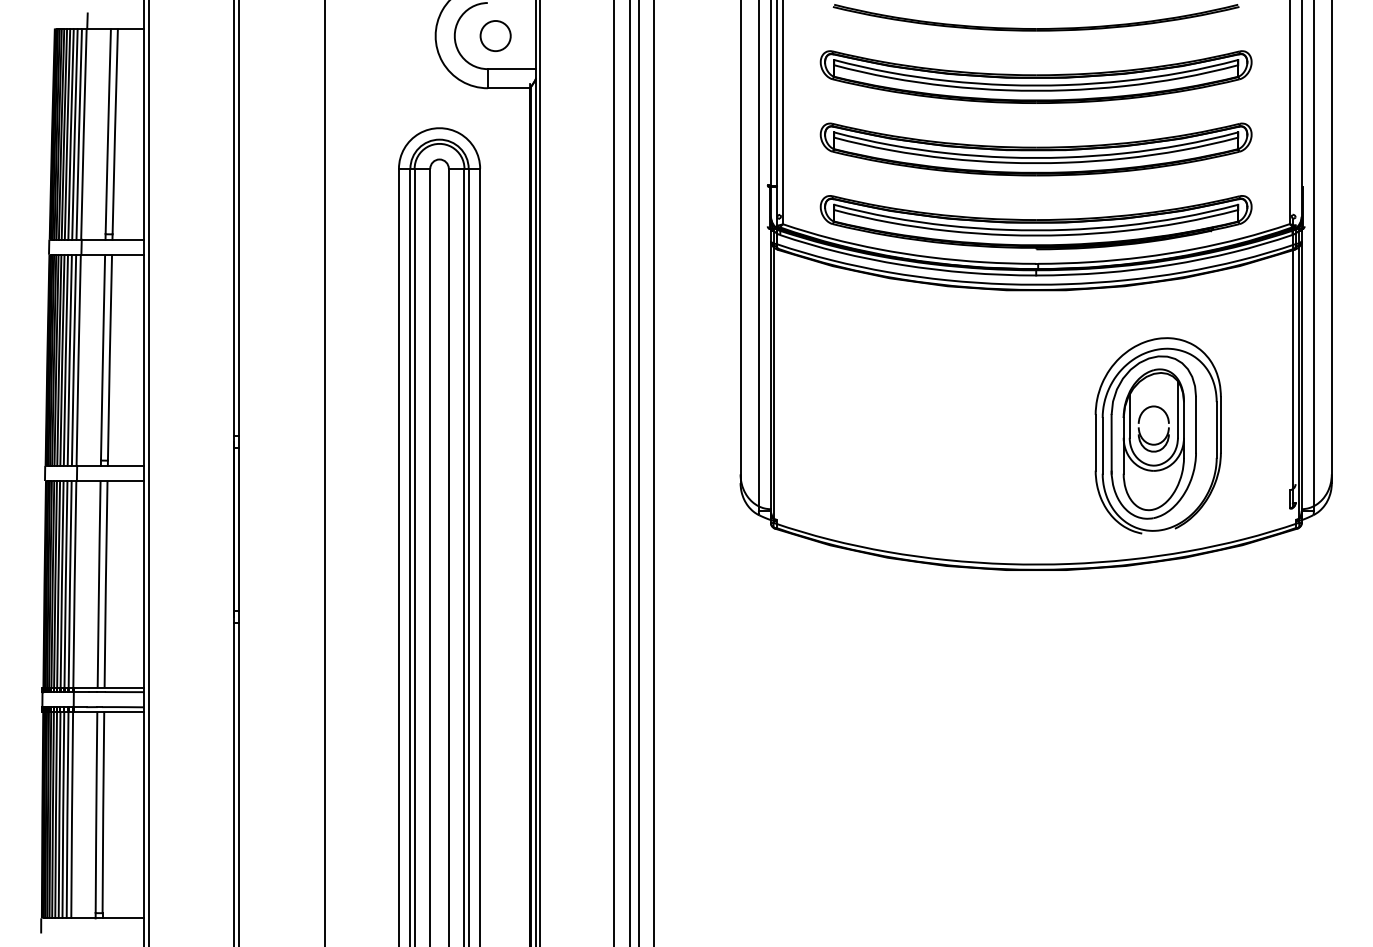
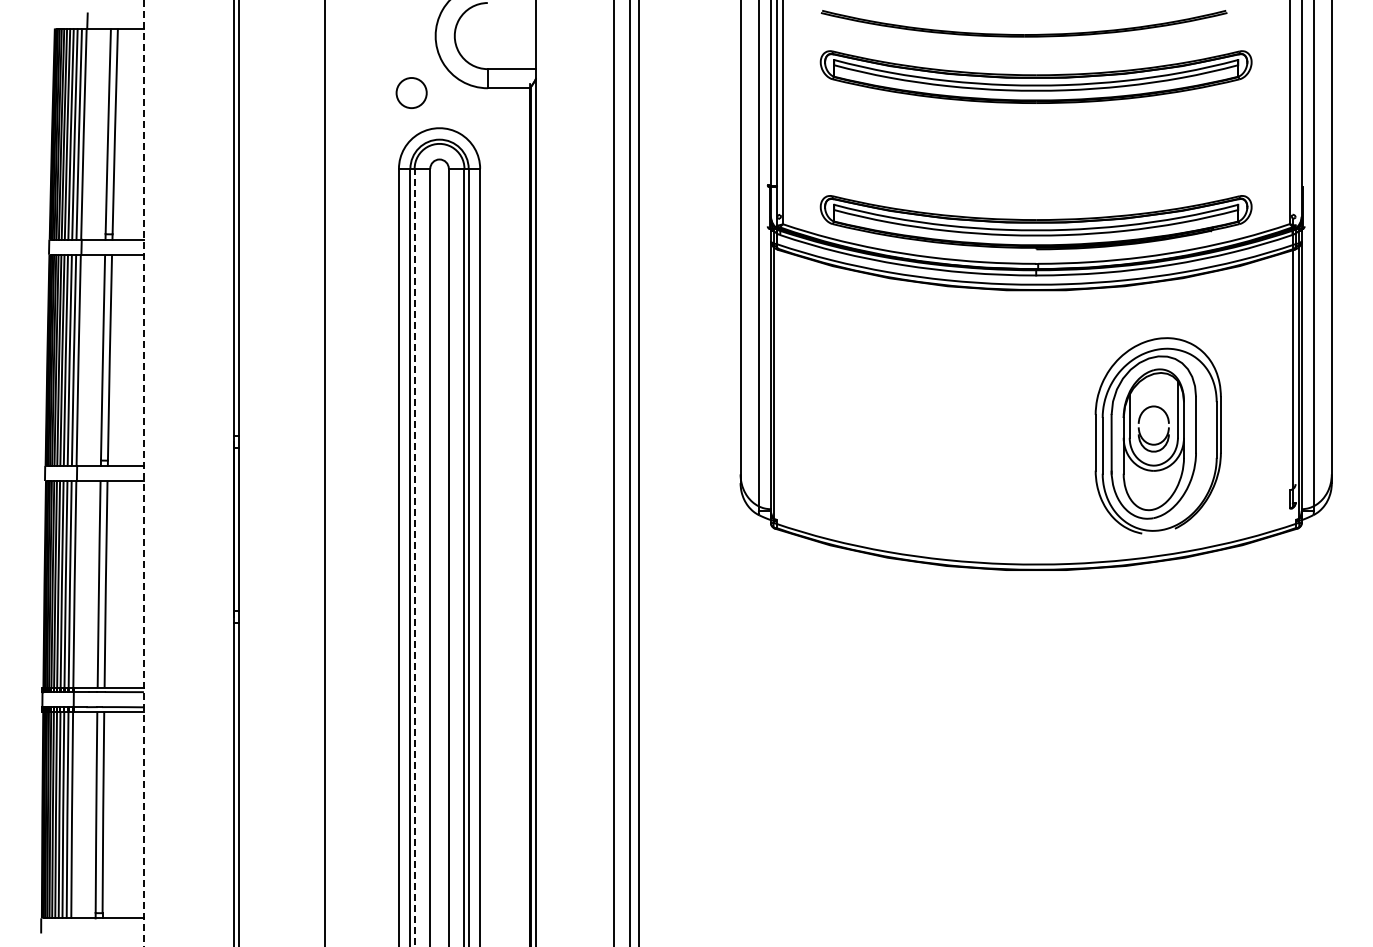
part position: (1035, 28) -> (1023, 34) (1023, 34)
circle position: (495, 35) -> (411, 92) (411, 92)
part: present -> none (1035, 149)
line: present -> none (148, 472)
line: present -> none (540, 472)
line: present -> none (654, 472)
line: solid -> dashed (143, 473)
line: solid -> dashed (414, 557)
